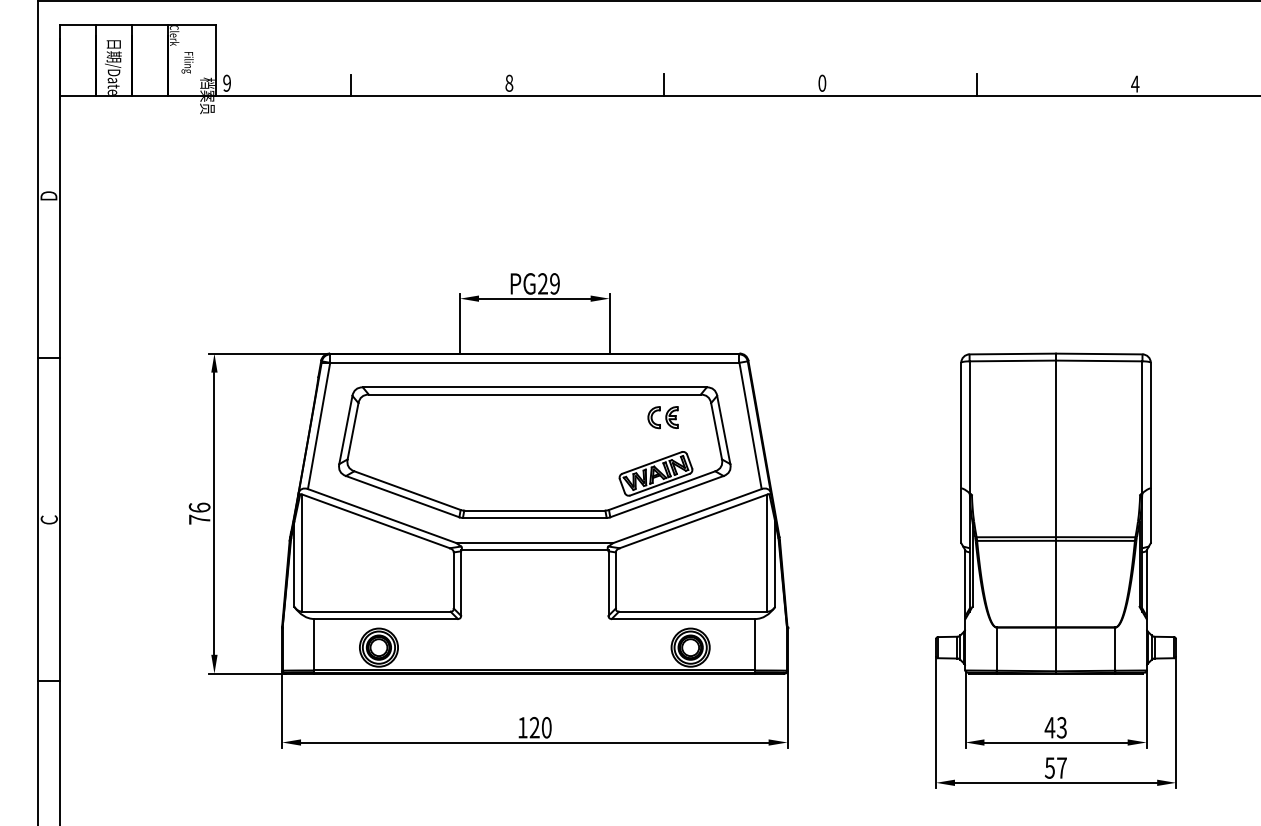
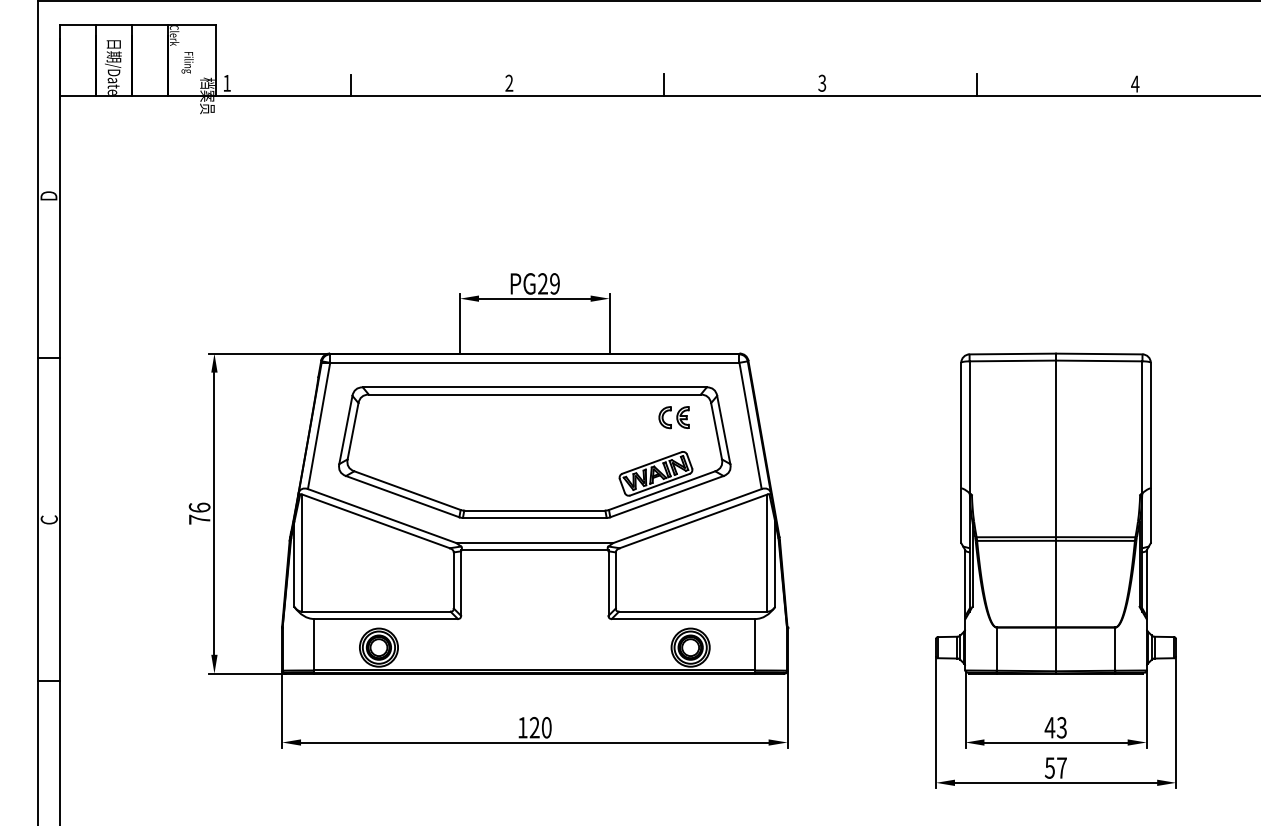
text: 9 -> 1 (226, 82)
text: 8 -> 2 (509, 82)
text: 0 -> 3 (822, 82)
part position: (662, 417) -> (673, 417) (673, 417)
